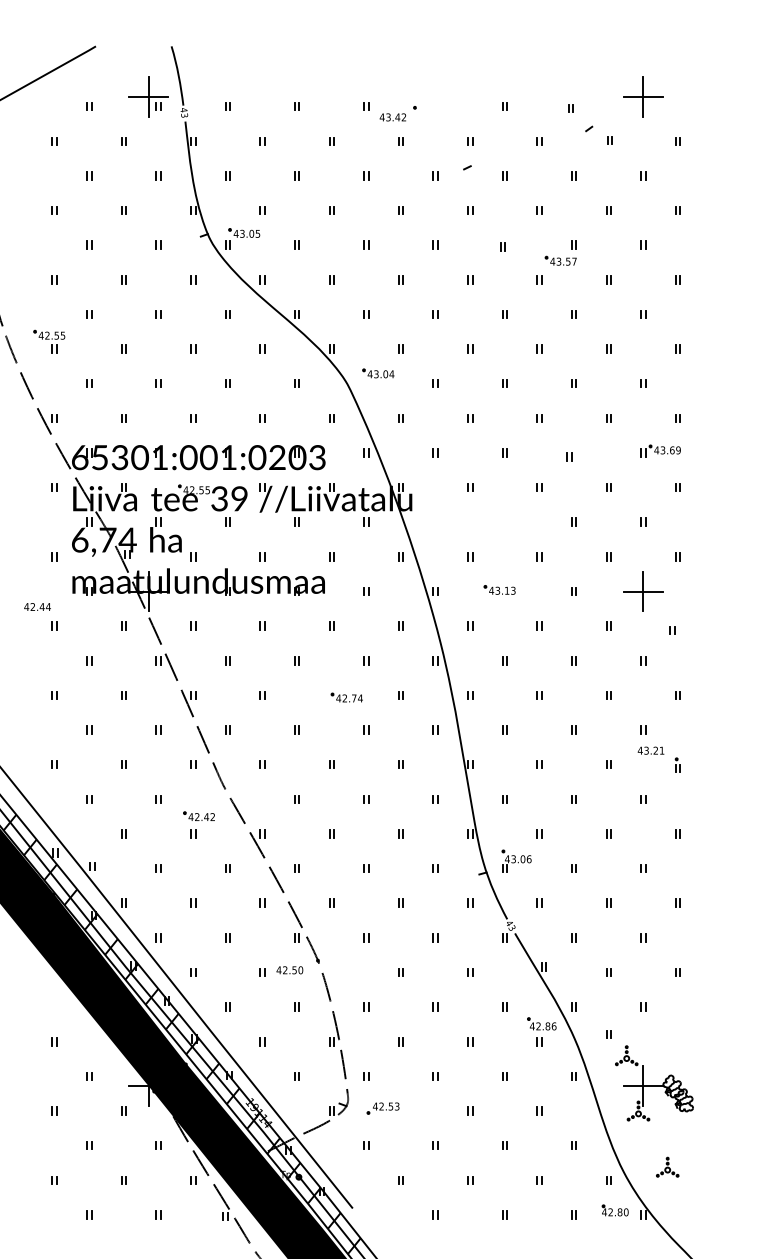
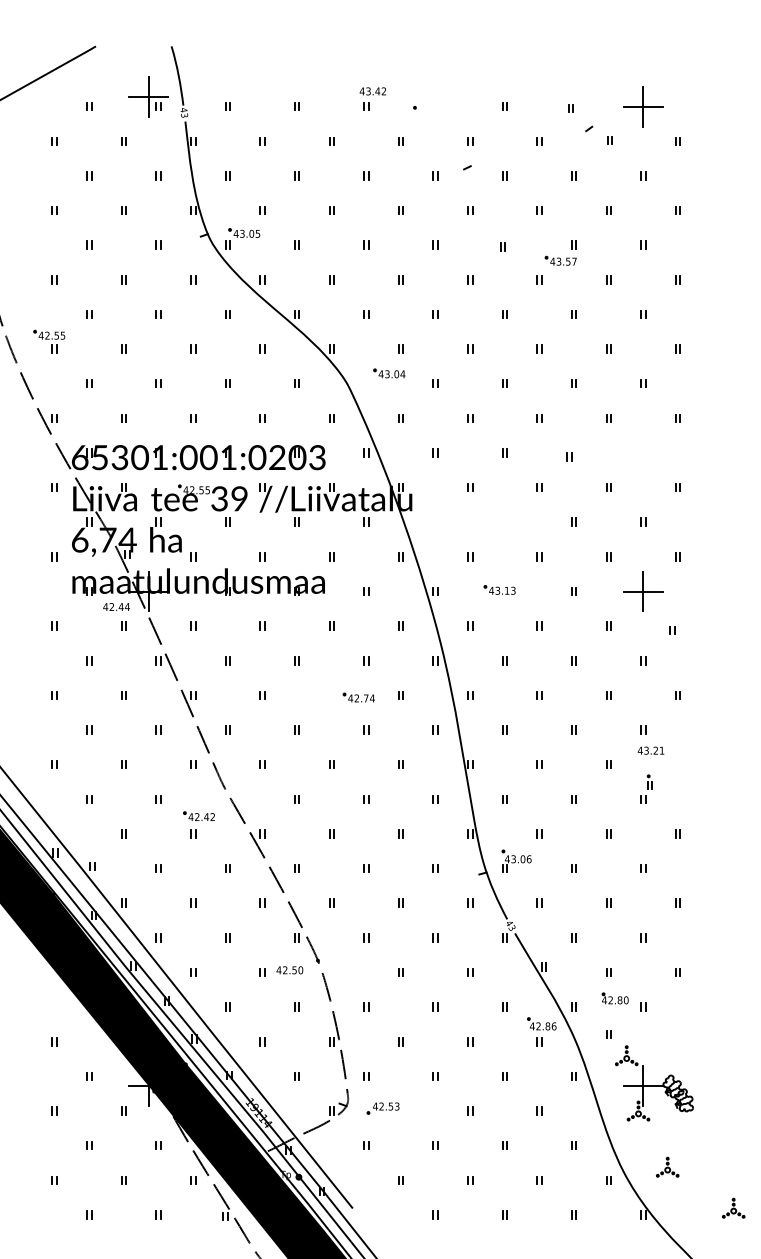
part position: (643, 96) -> (643, 106) (643, 106)
text position: (392, 117) -> (372, 91) (372, 91)
part position: (378, 373) -> (389, 373) (389, 373)
part: present -> none (660, 450)
text position: (37, 606) -> (116, 606) (116, 606)
part position: (346, 697) -> (358, 697) (358, 697)
part position: (677, 764) -> (649, 781) (649, 781)
hatch: present -> none (181, 1034)
part: none -> present (733, 1207)
part position: (614, 1210) -> (614, 998) (614, 998)
